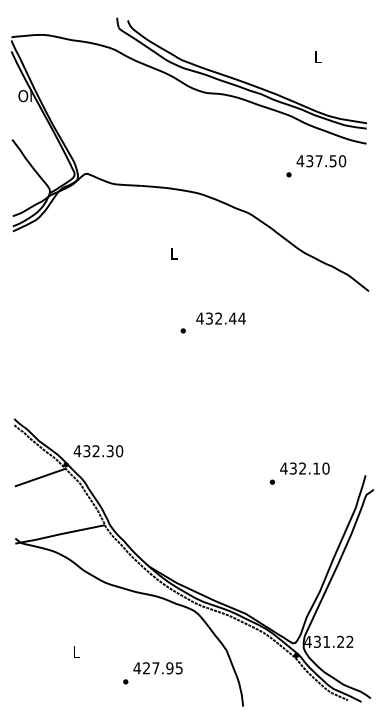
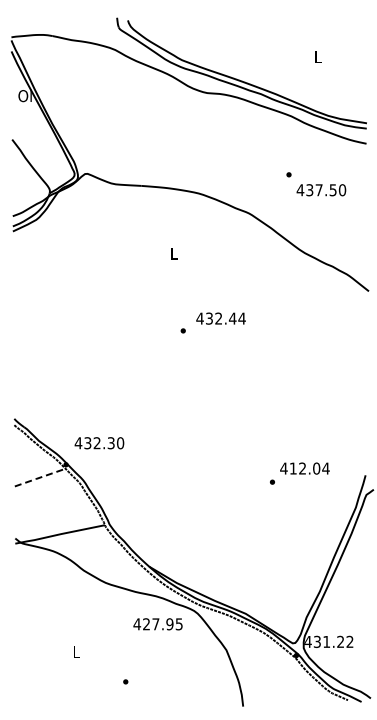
text position: (321, 161) -> (321, 190) (321, 190)
text position: (98, 451) -> (99, 443) (99, 443)
text: 432.10 -> 412.04 (309, 468)
line: solid -> dashed (39, 477)
text position: (157, 668) -> (157, 624) (157, 624)
